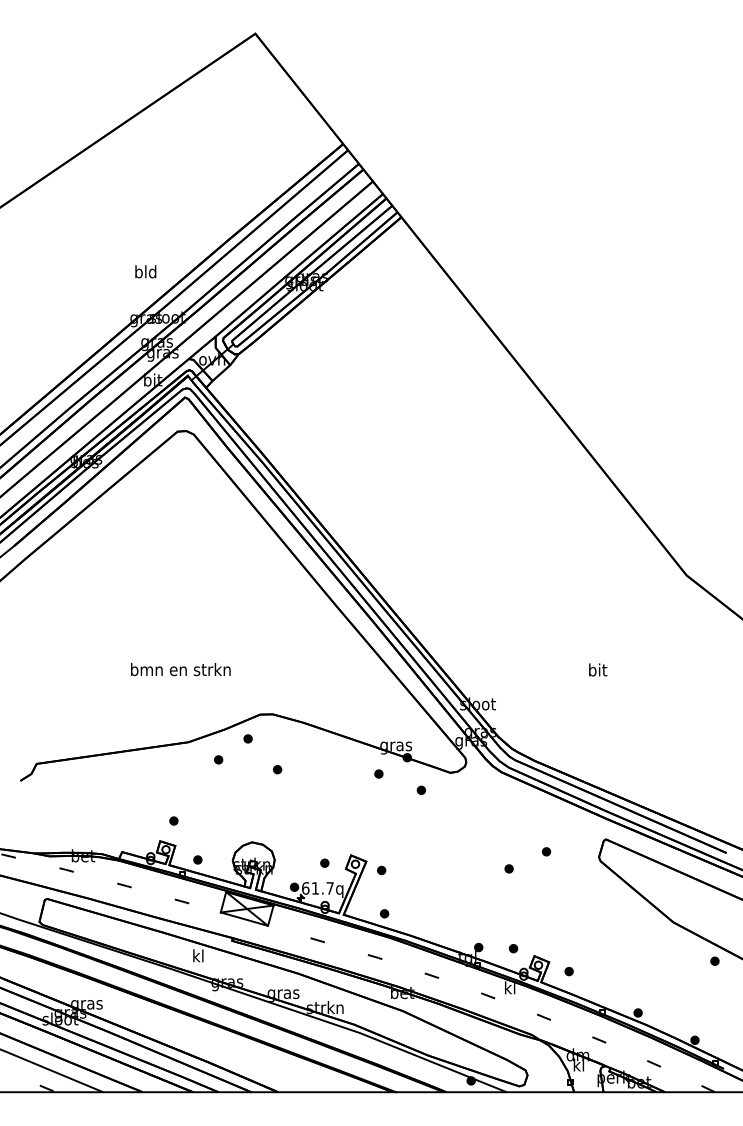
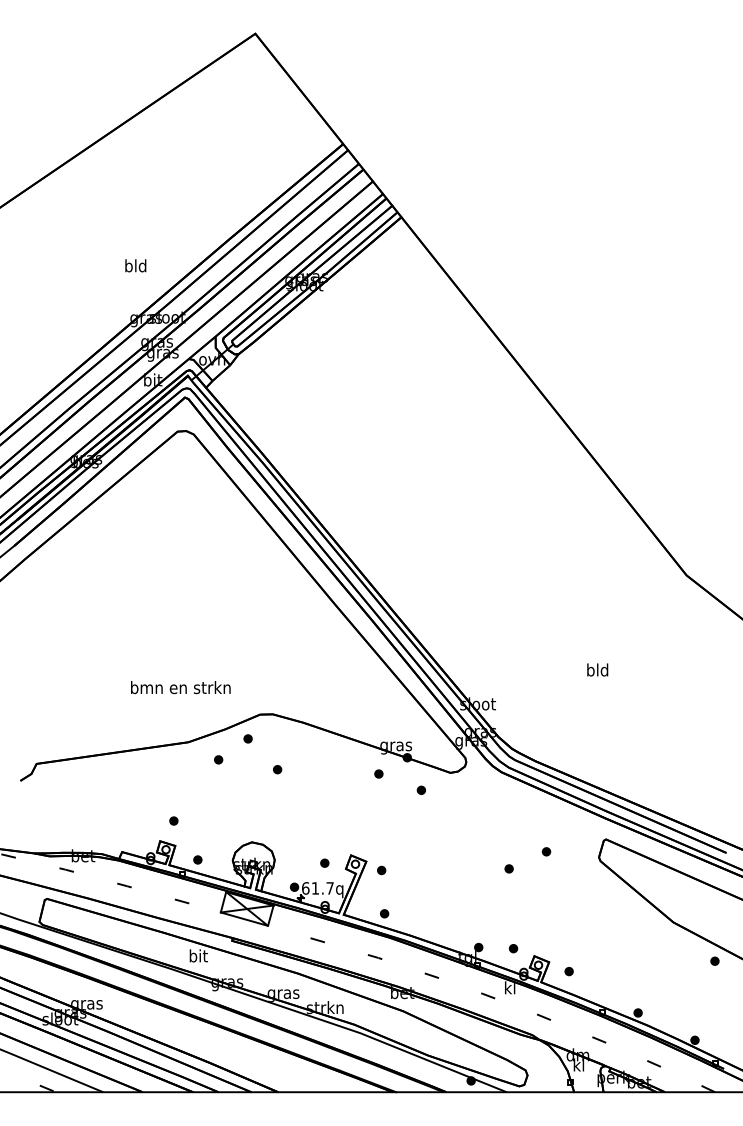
text position: (145, 271) -> (135, 265) (135, 265)
text position: (180, 669) -> (180, 687) (180, 687)
text: bit -> bld (597, 669)
text: kl -> bit (198, 955)
